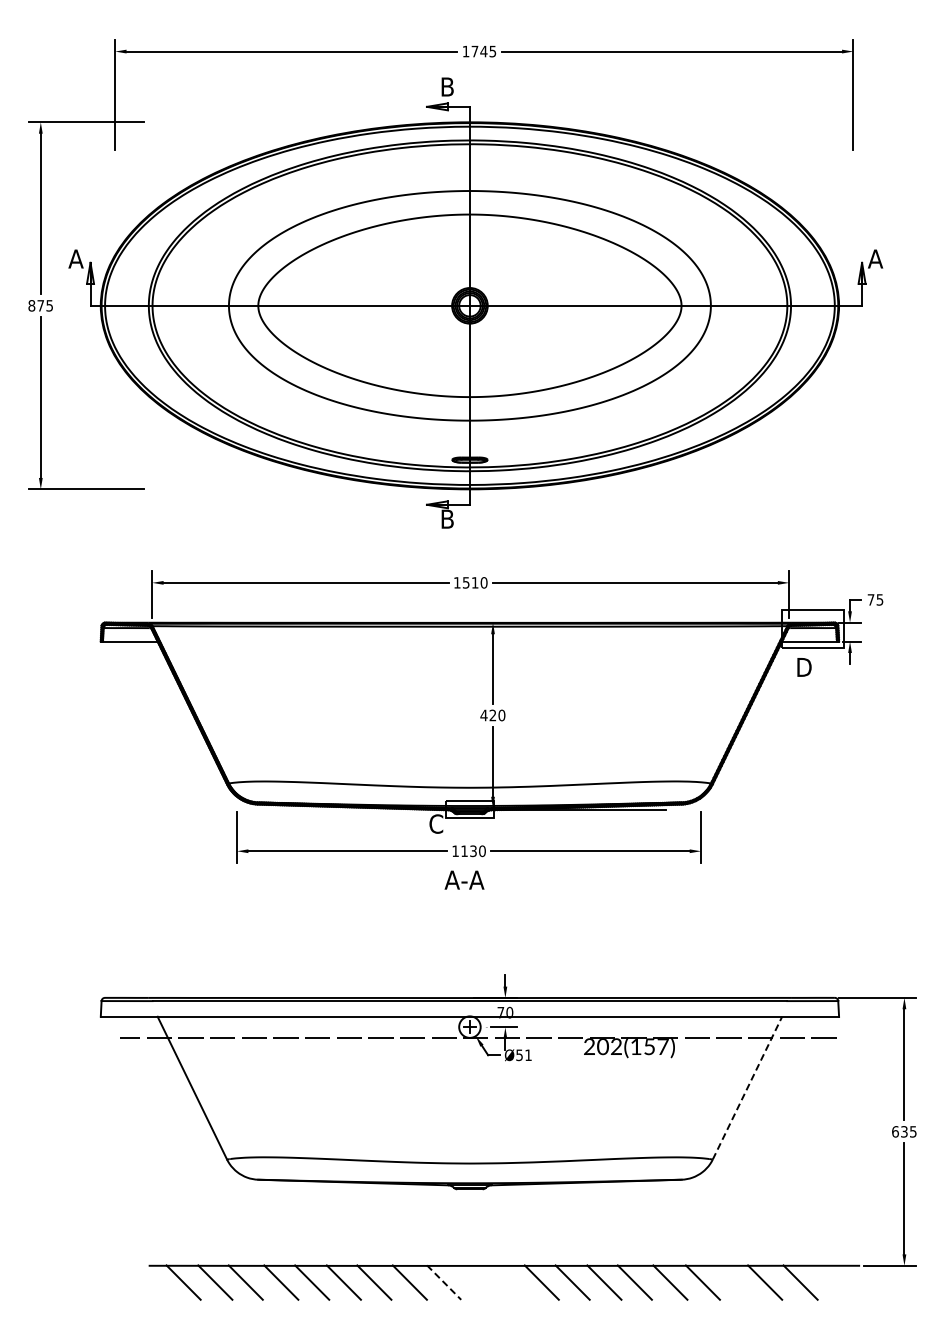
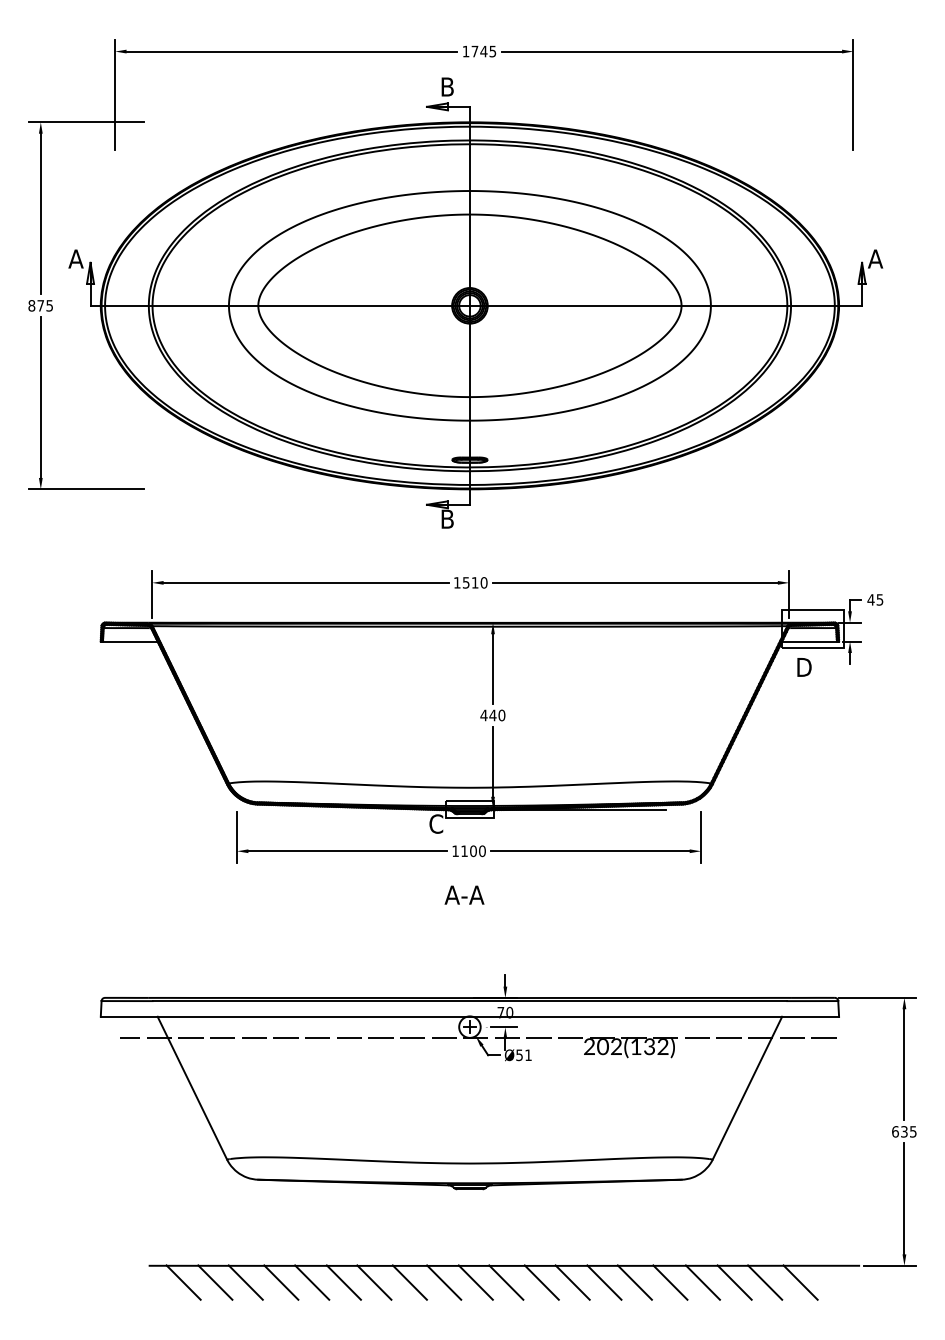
text: 75 -> 45 (870, 599)
text: 420 -> 440 (492, 715)
text: 1130 -> 1100 (473, 851)
text position: (464, 879) -> (464, 894) (464, 894)
text: 202(157) -> 202(132) (656, 1046)
line: dashed -> solid (747, 1087)
line: dashed -> solid (444, 1282)
line: none -> present (475, 1282)
line: none -> present (506, 1282)
line: none -> present (734, 1282)
